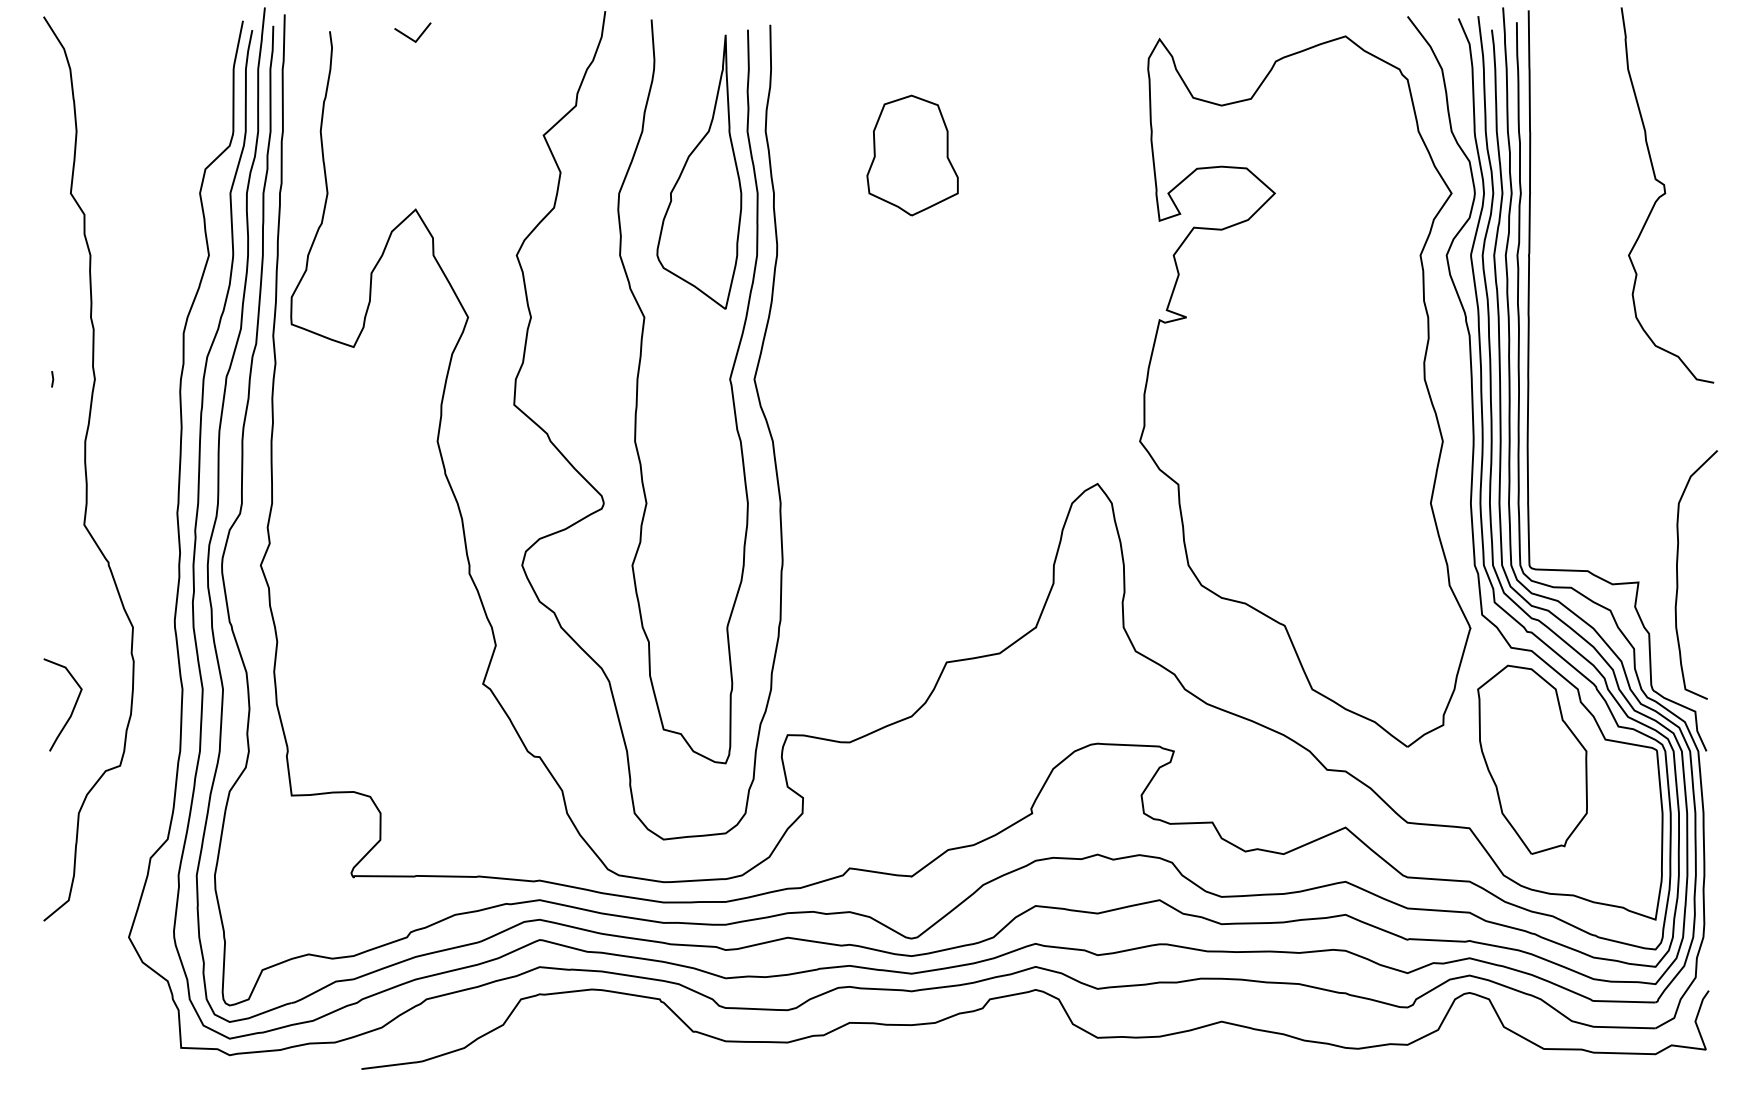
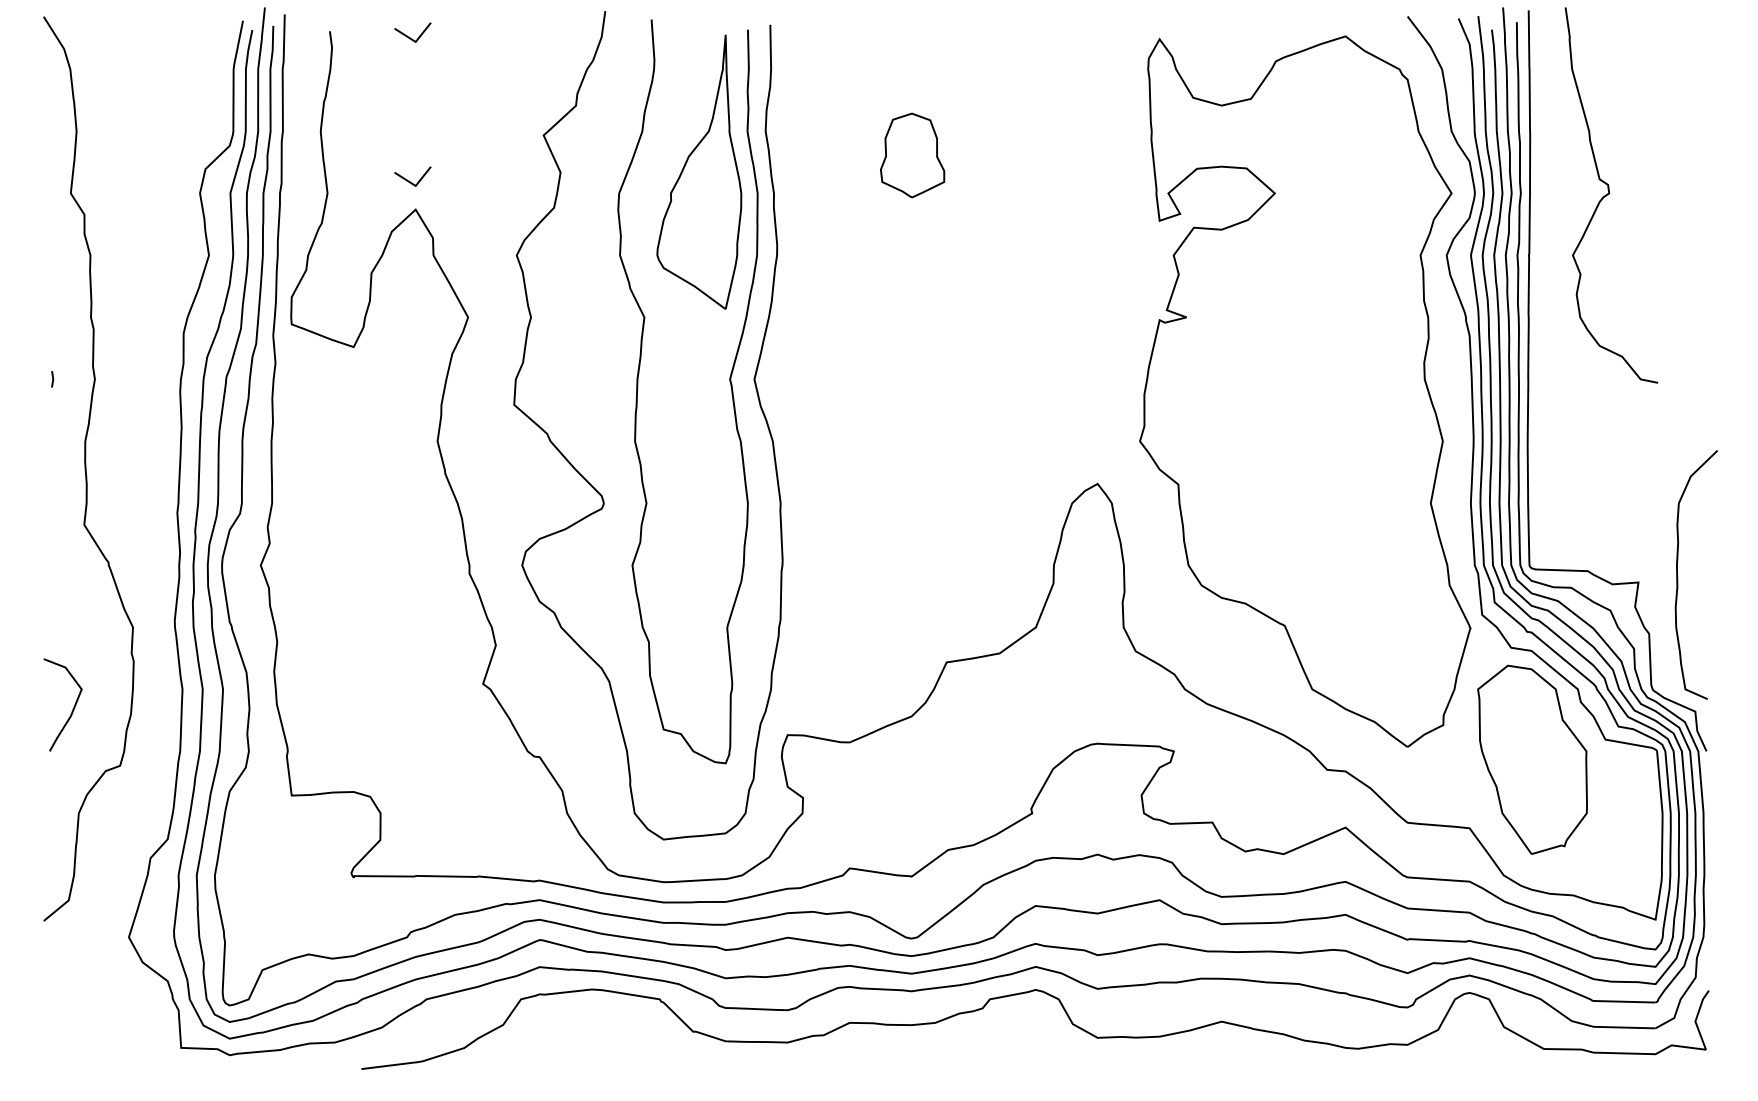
part size: 93x123 px -> 66x87 px (912, 155)
line: none -> present (409, 180)
curve position: (1666, 193) -> (1610, 193) (1610, 193)
